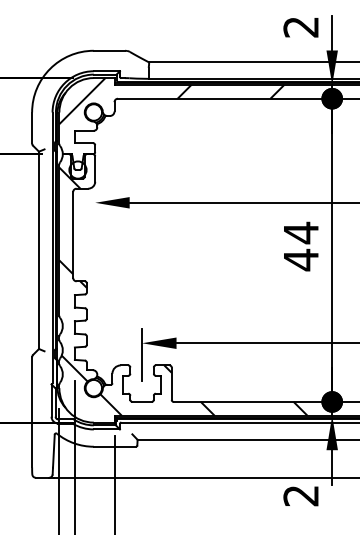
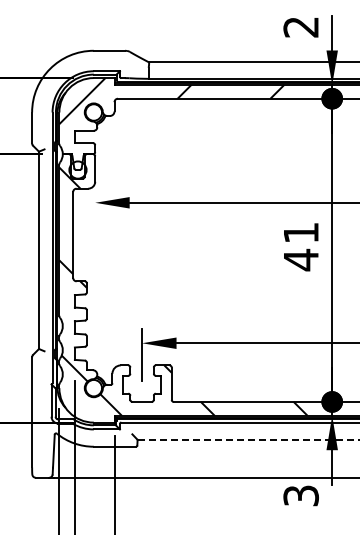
text: 44 -> 41 (301, 232)
line: solid -> dashed (248, 439)
text: 2 -> 3 (300, 495)
